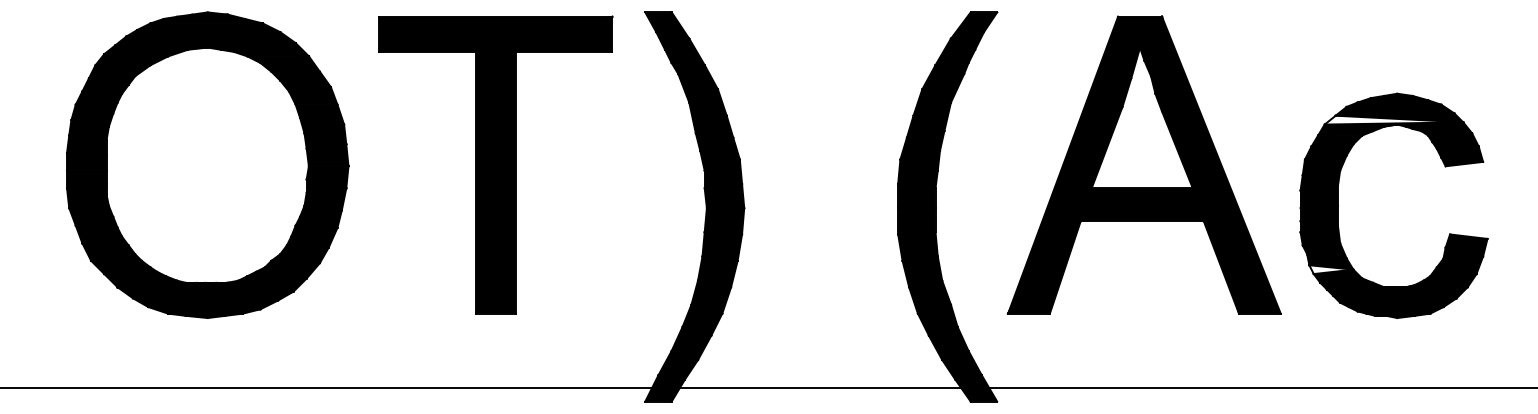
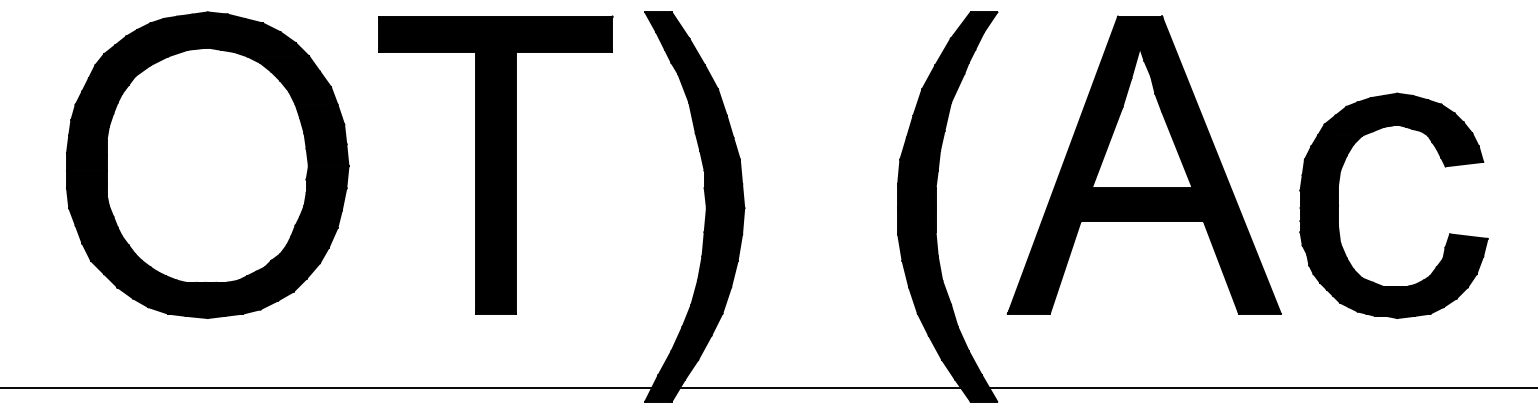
fill: none -> present (1393, 119)
fill: none -> present (1331, 269)
